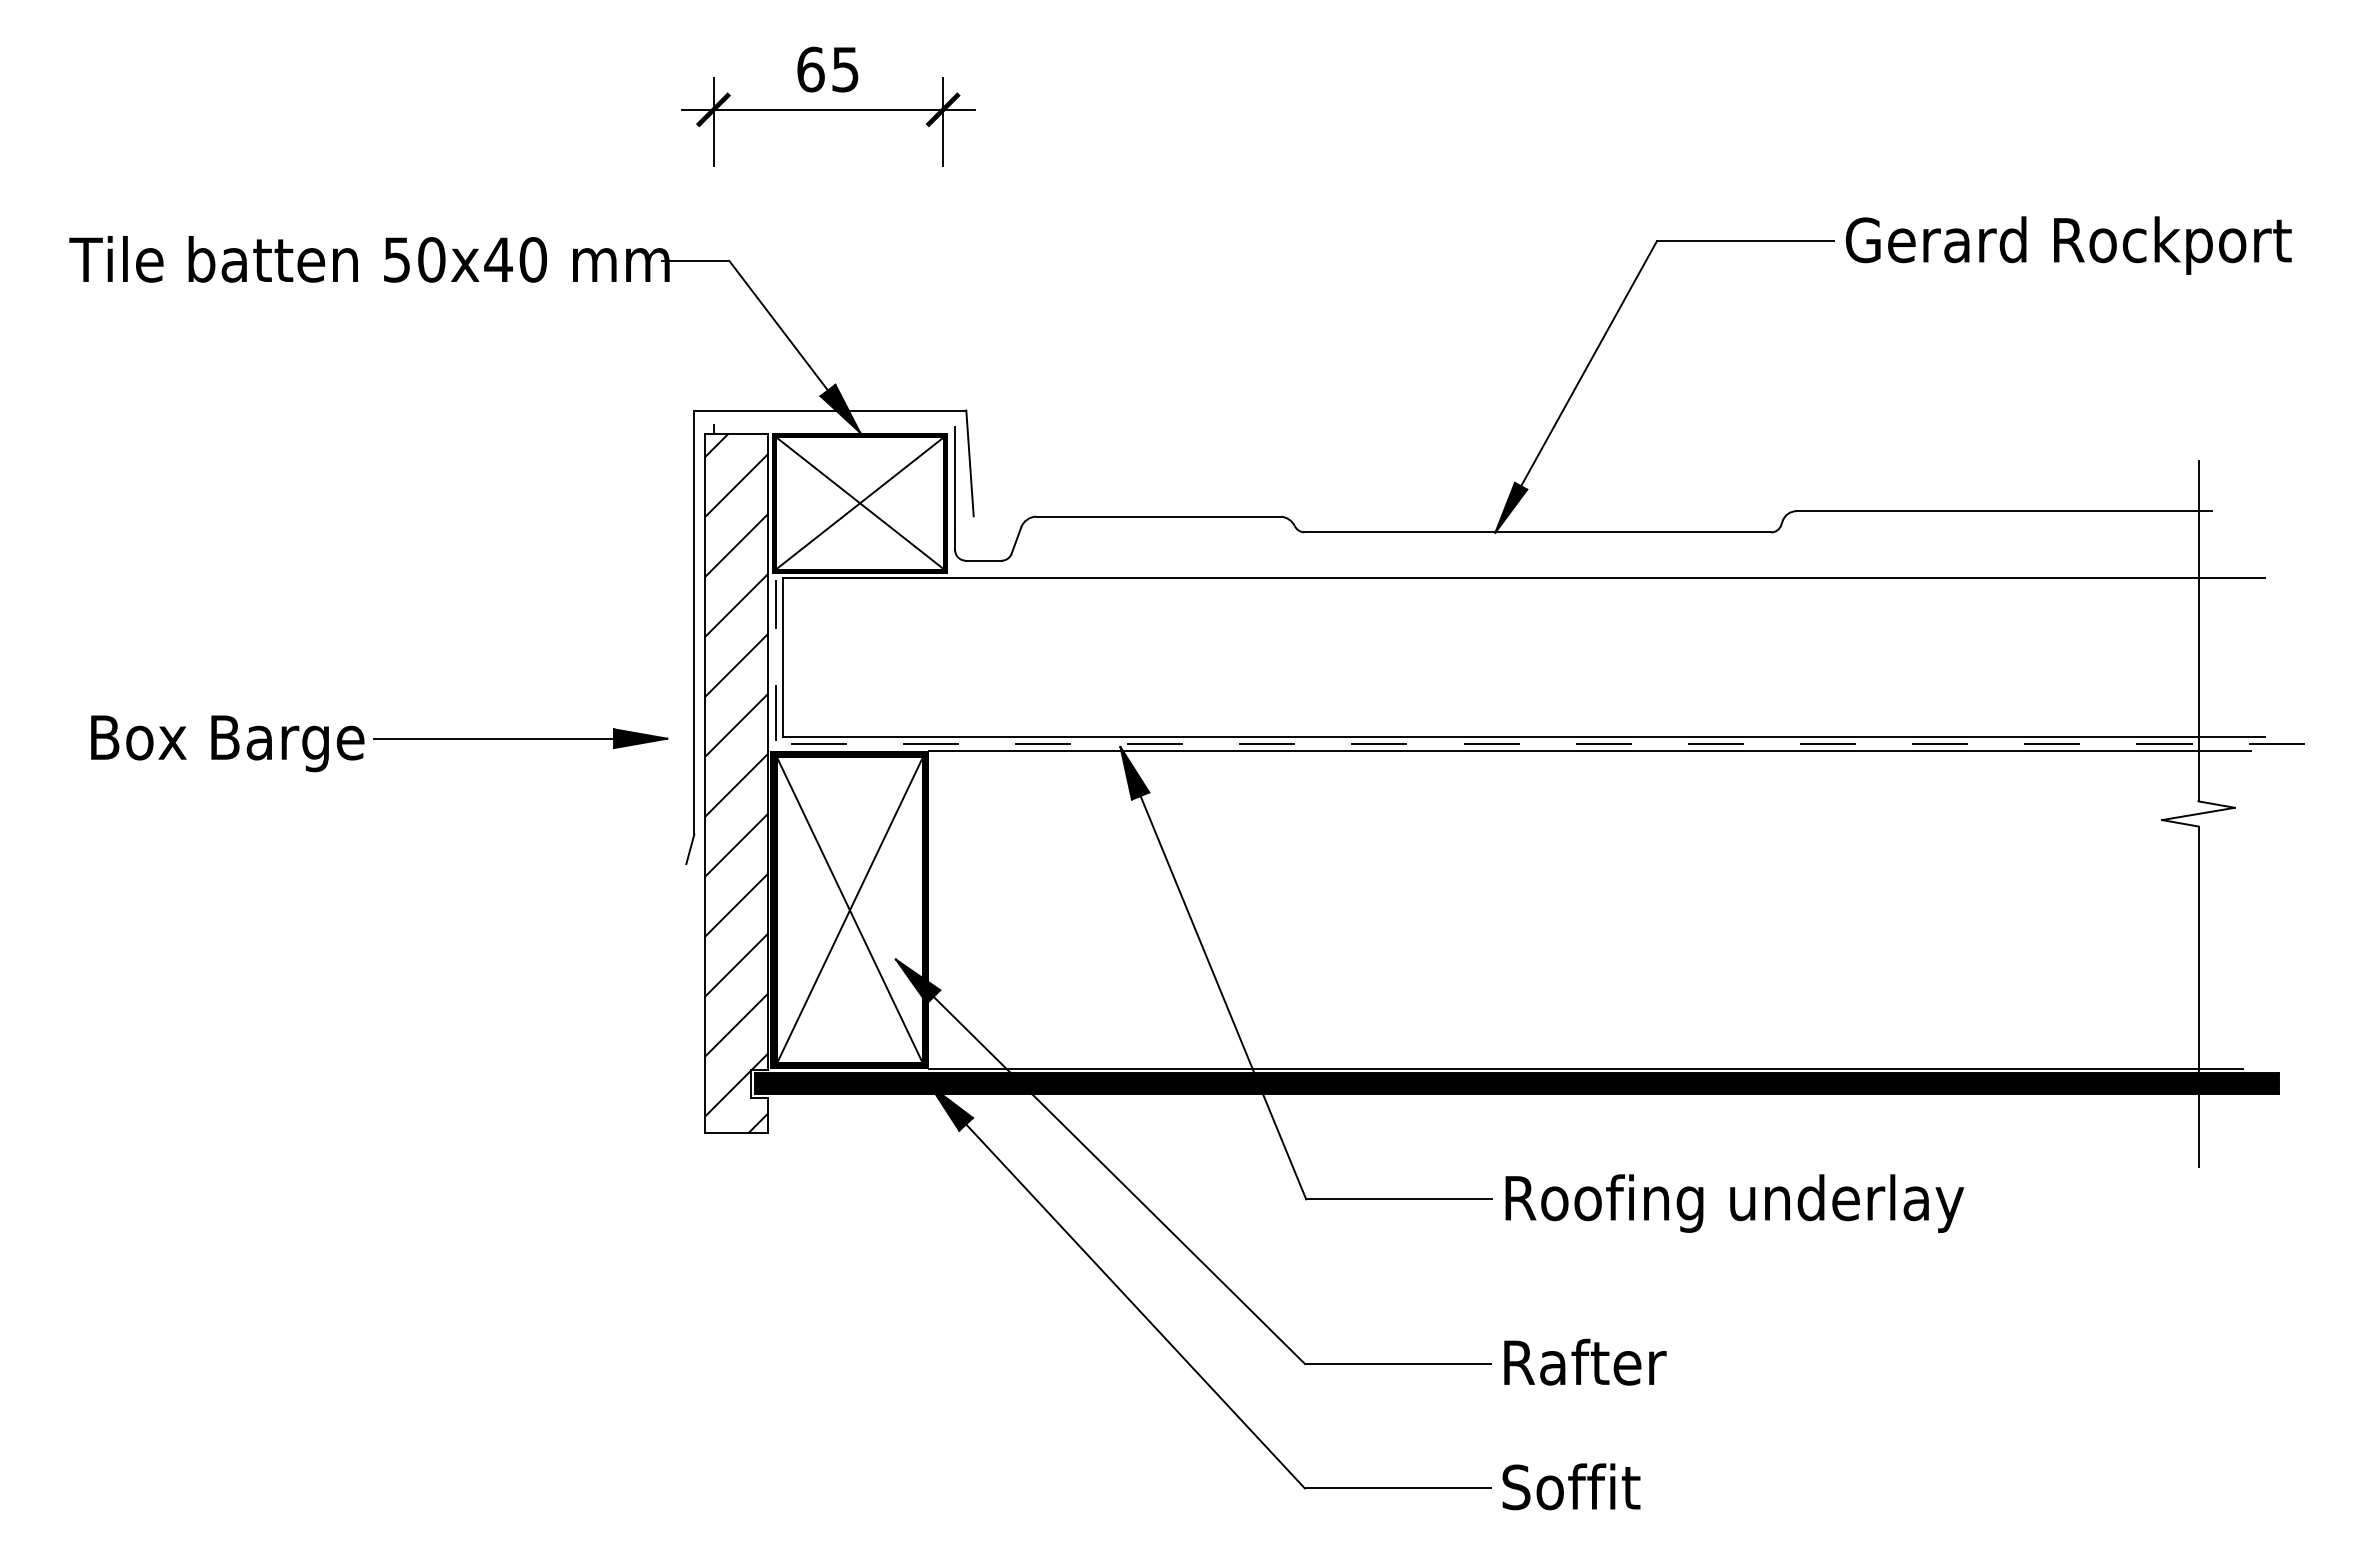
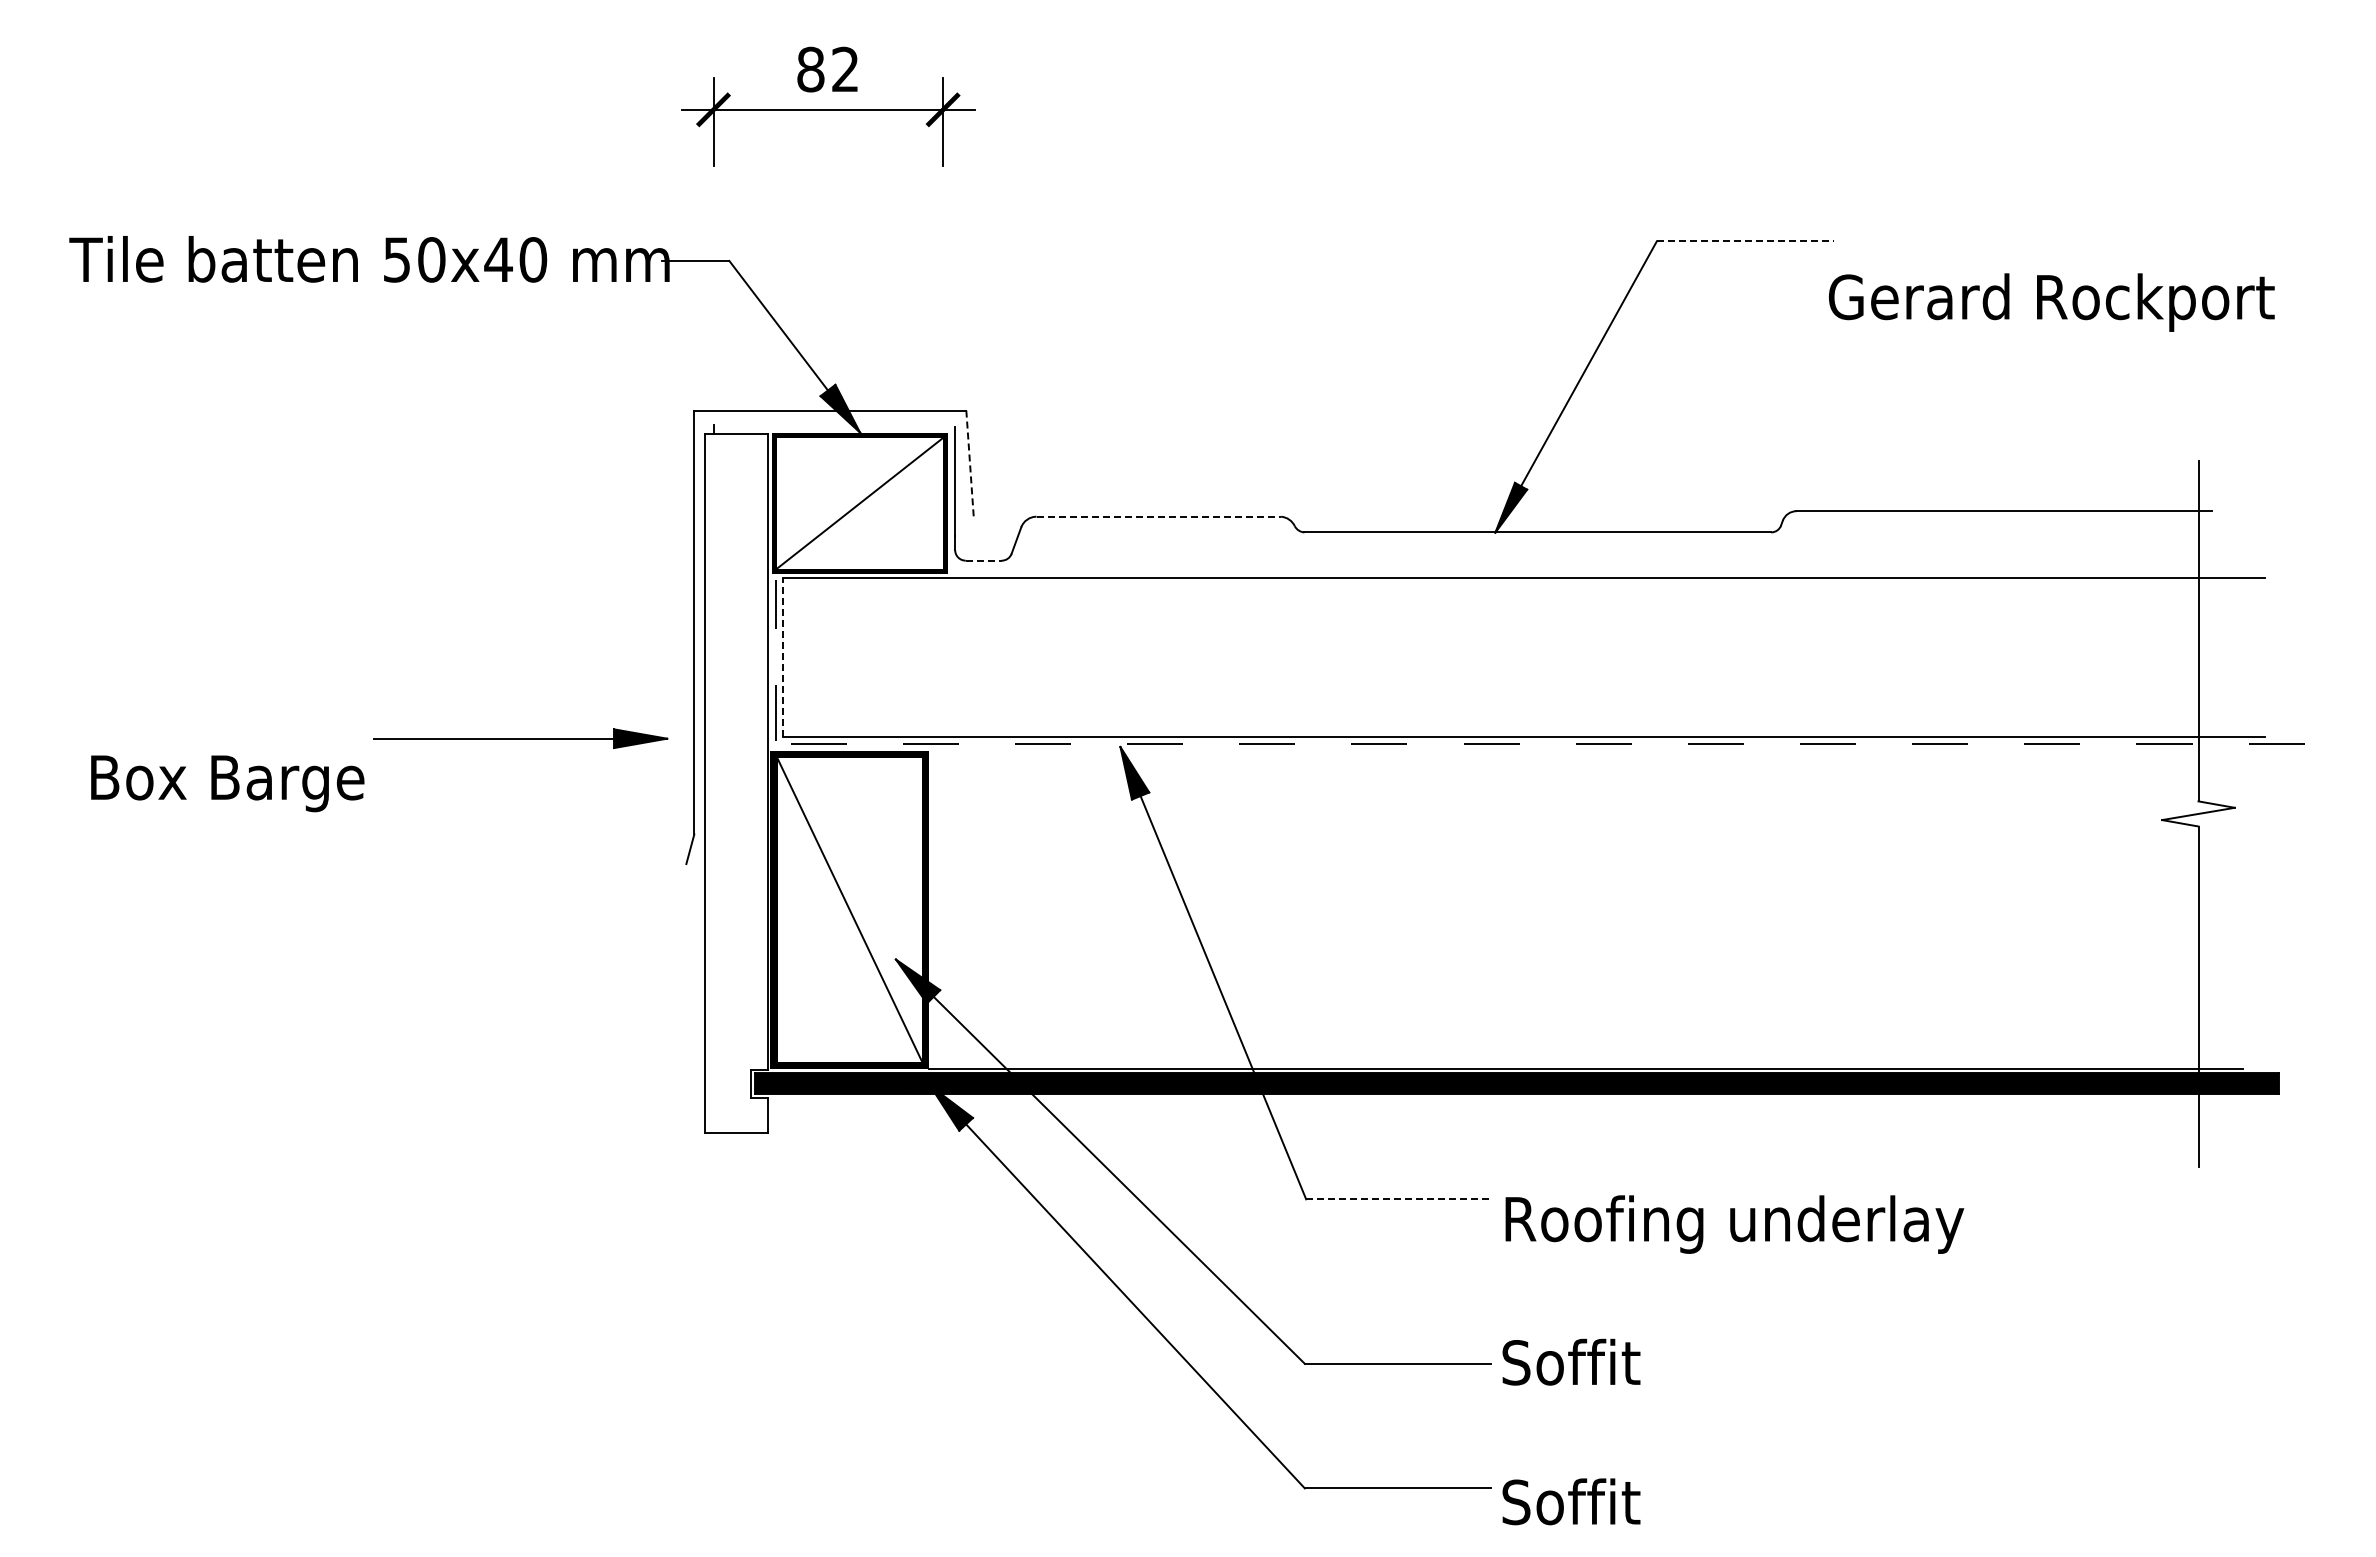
text: 65 -> 82 (827, 69)
line: solid -> dashed (1745, 241)
text position: (2068, 245) -> (2051, 302) (2051, 302)
line: solid -> dashed (970, 463)
line: present -> none (860, 502)
line: solid -> dashed (1159, 516)
line: solid -> dashed (983, 560)
line: solid -> dashed (782, 657)
text position: (227, 743) -> (227, 783) (227, 783)
line: present -> none (1589, 751)
hatch: present -> none (736, 783)
line: present -> none (849, 910)
line: solid -> dashed (1399, 1199)
text position: (1734, 1203) -> (1734, 1224) (1734, 1224)
text: Rafter -> Soffit (1584, 1361)
text position: (1571, 1486) -> (1571, 1501) (1571, 1501)
